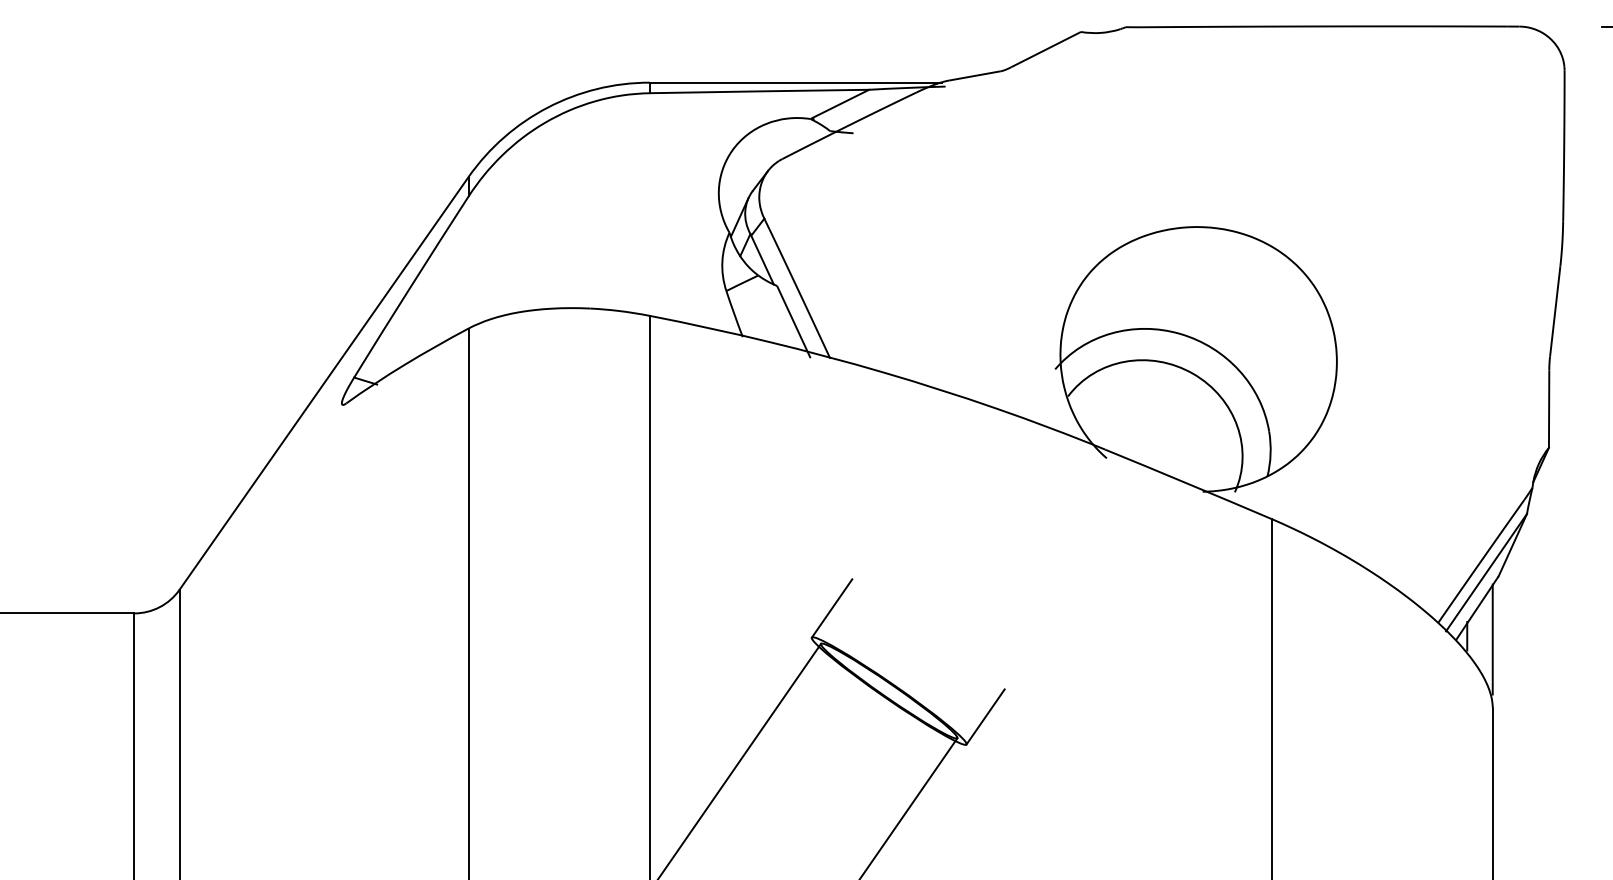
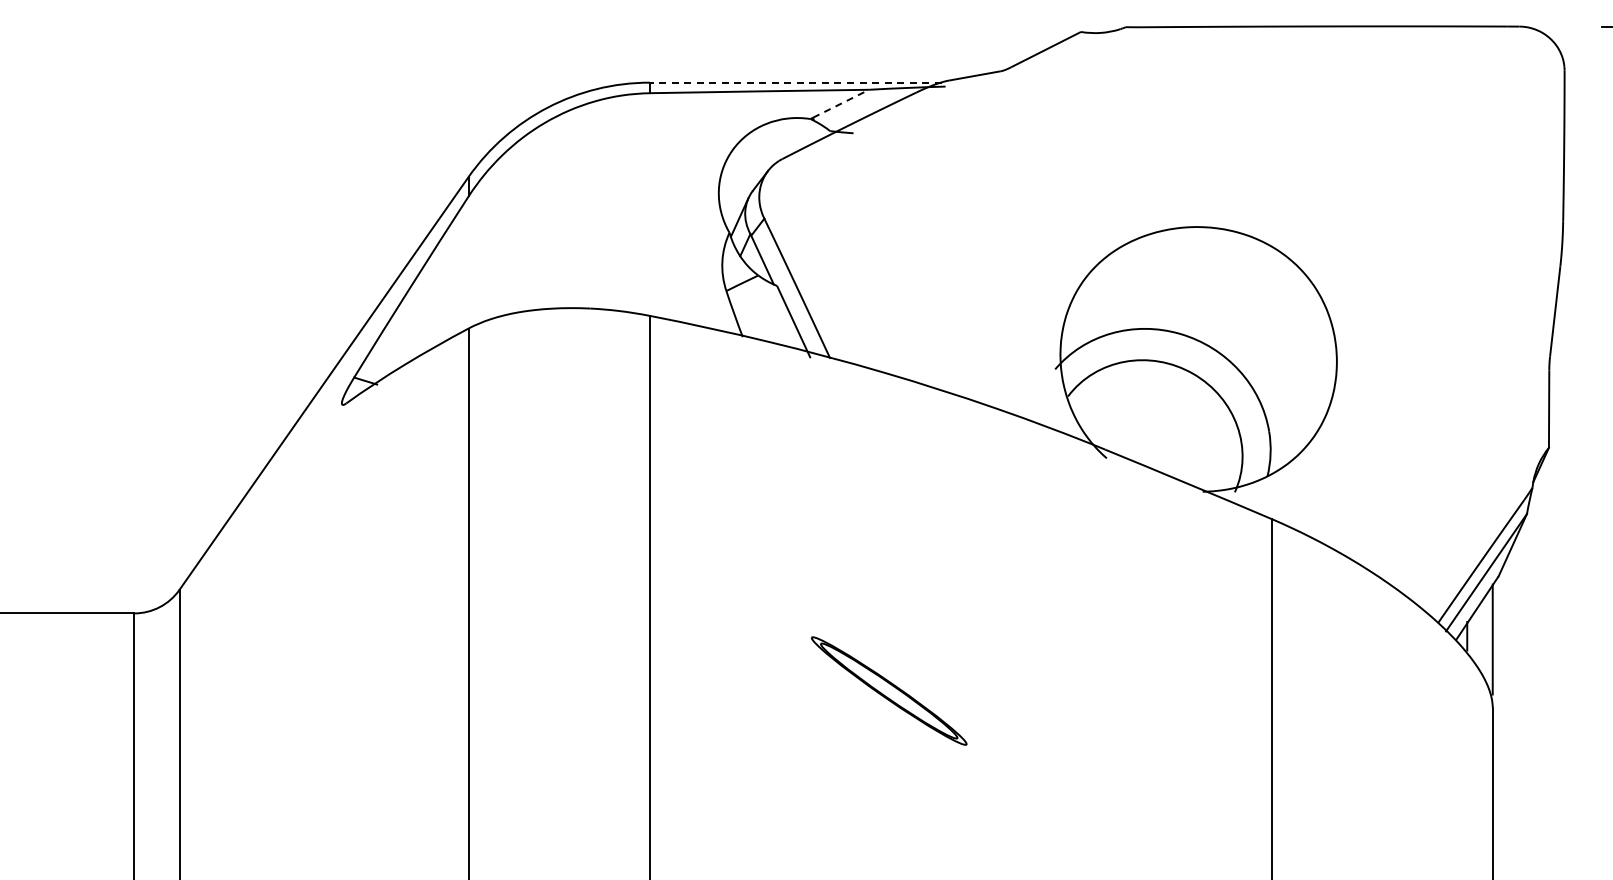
line: solid -> dashed (795, 82)
line: solid -> dashed (841, 103)
line: present -> none (831, 608)
line: present -> none (985, 716)
line: present -> none (740, 759)
line: present -> none (909, 807)
